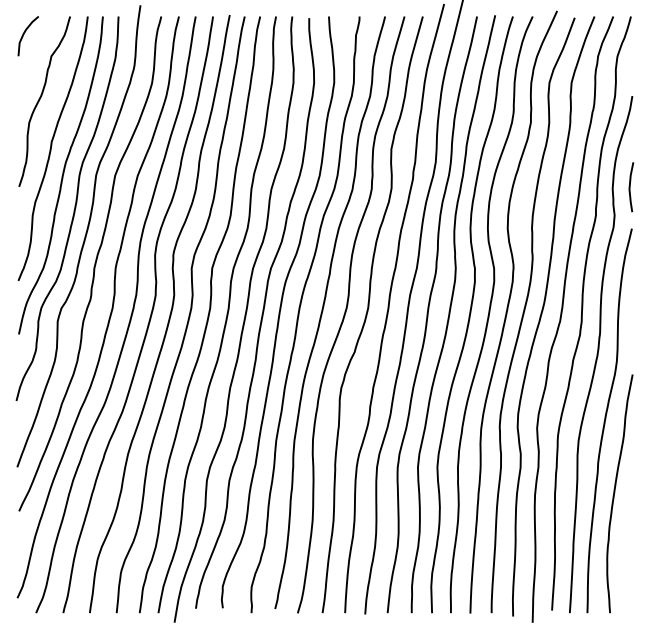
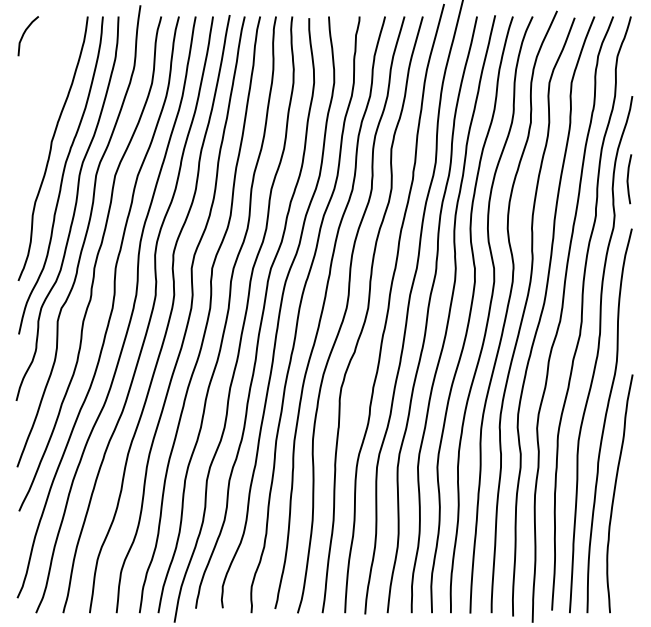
curve: present -> none (40, 99)
curve position: (630, 187) -> (628, 179) (628, 179)
